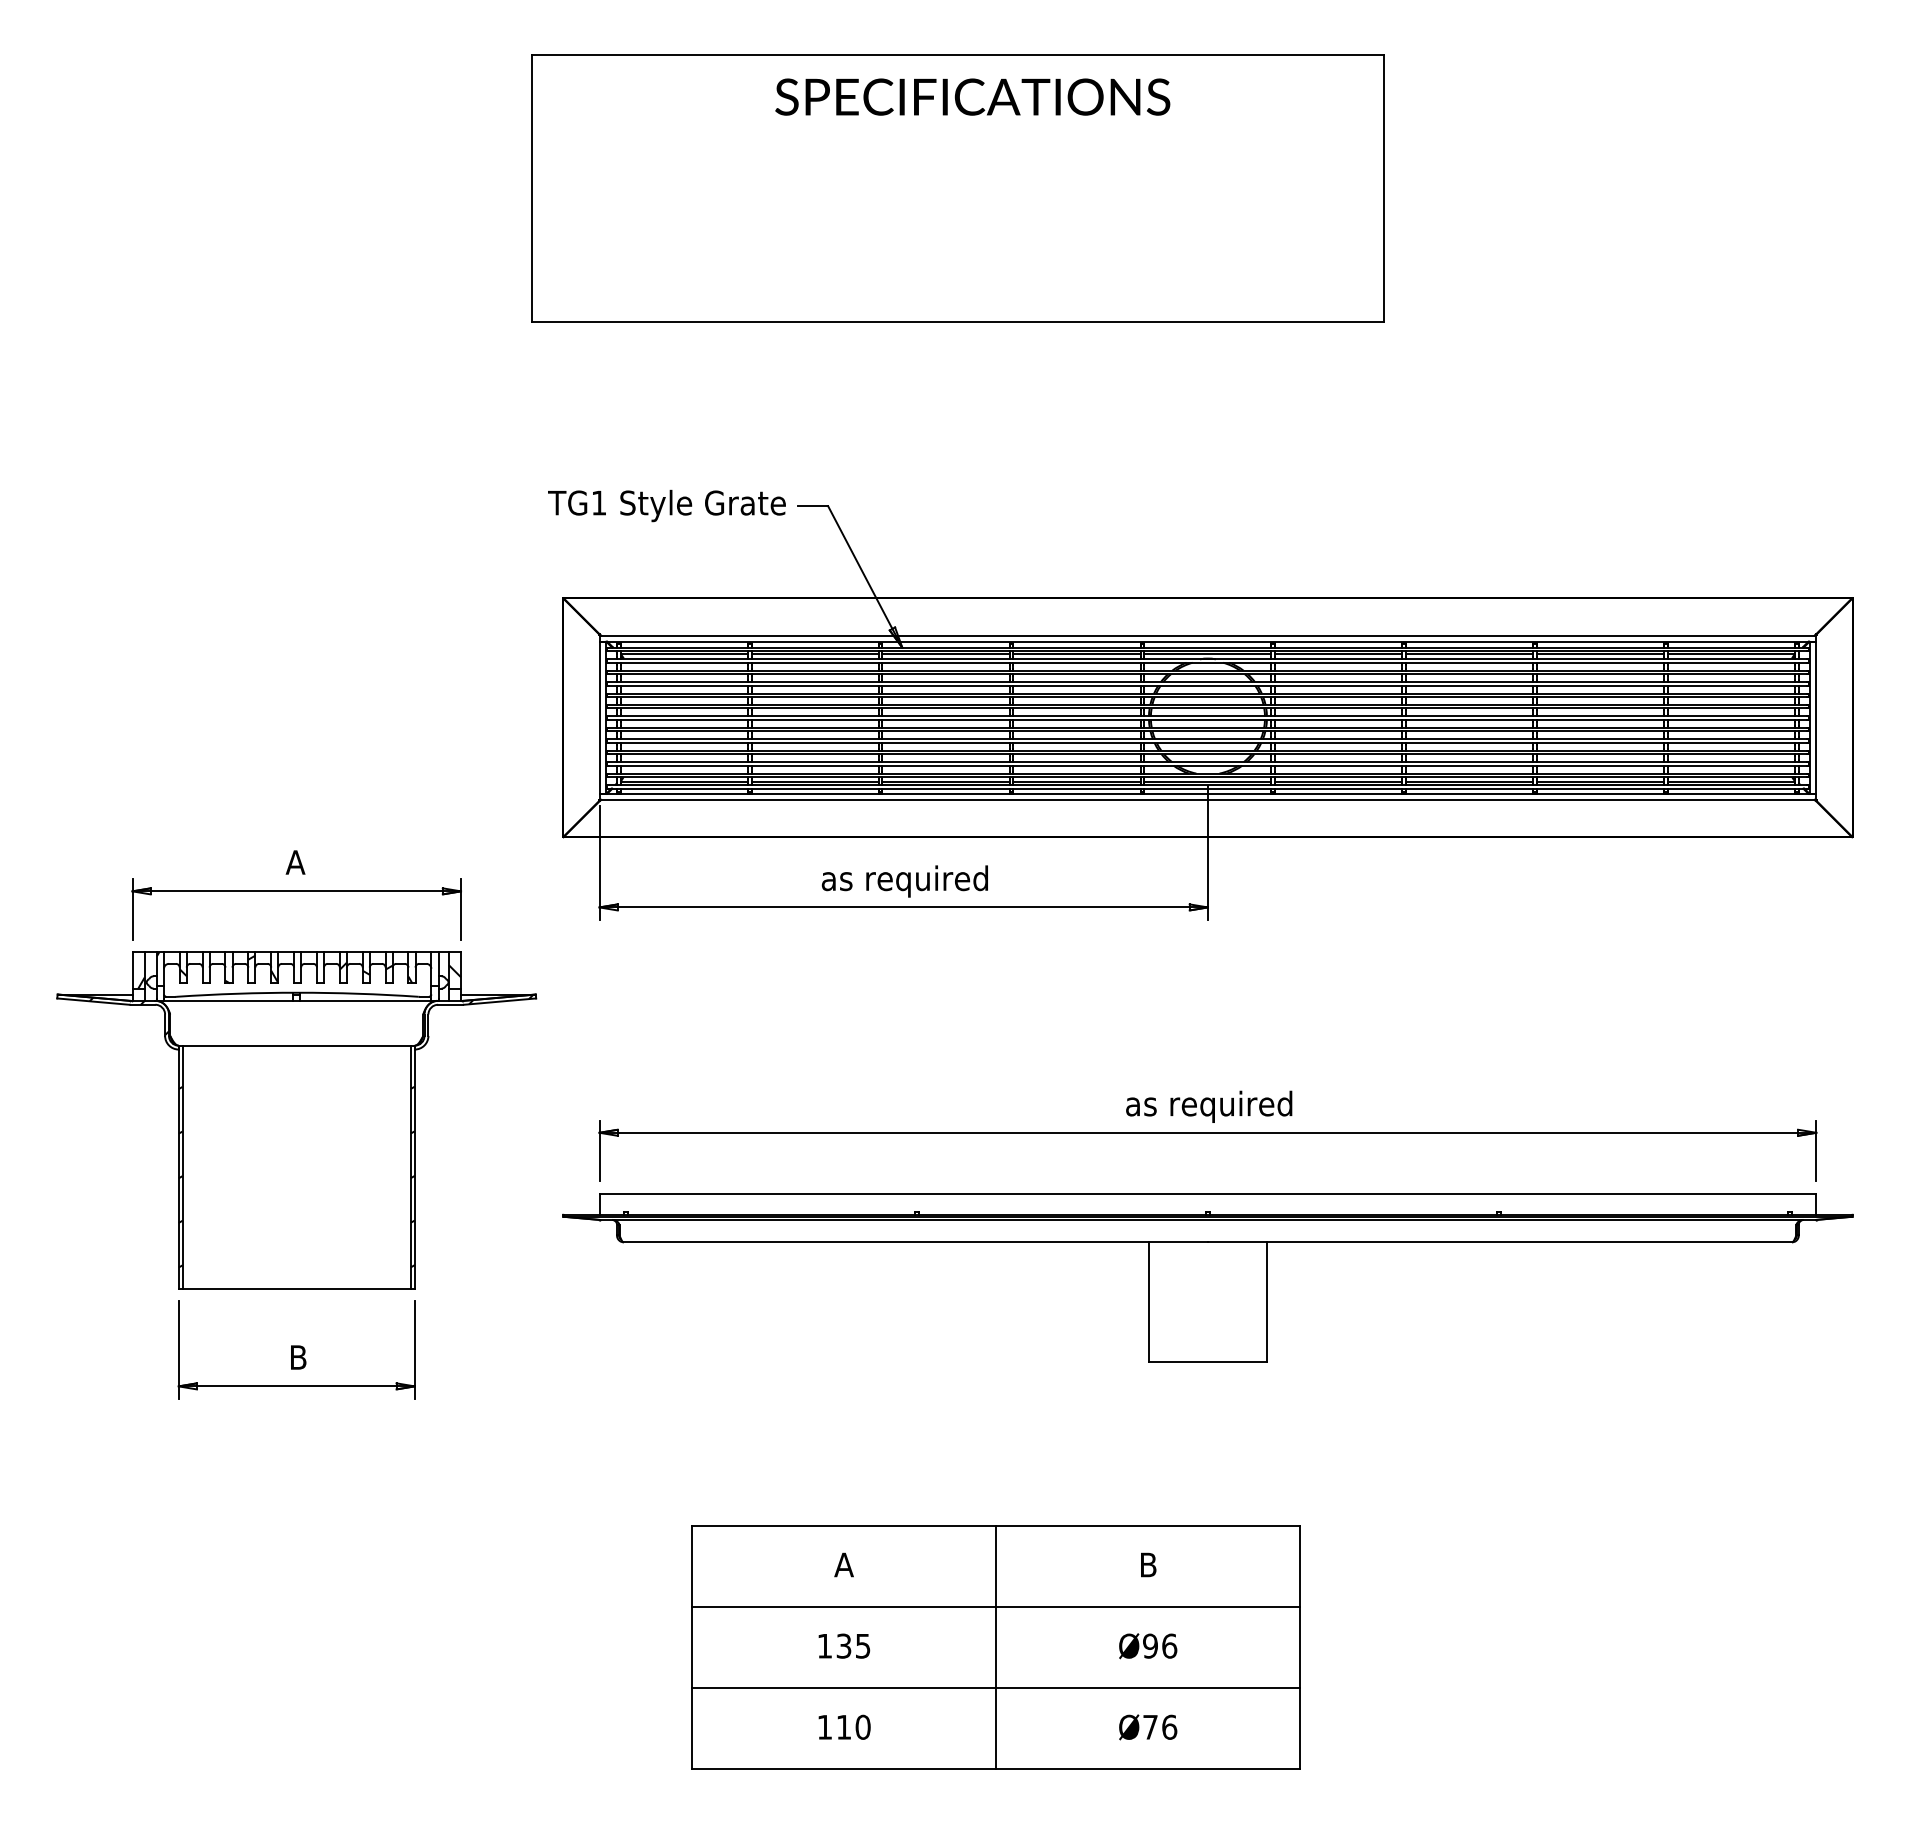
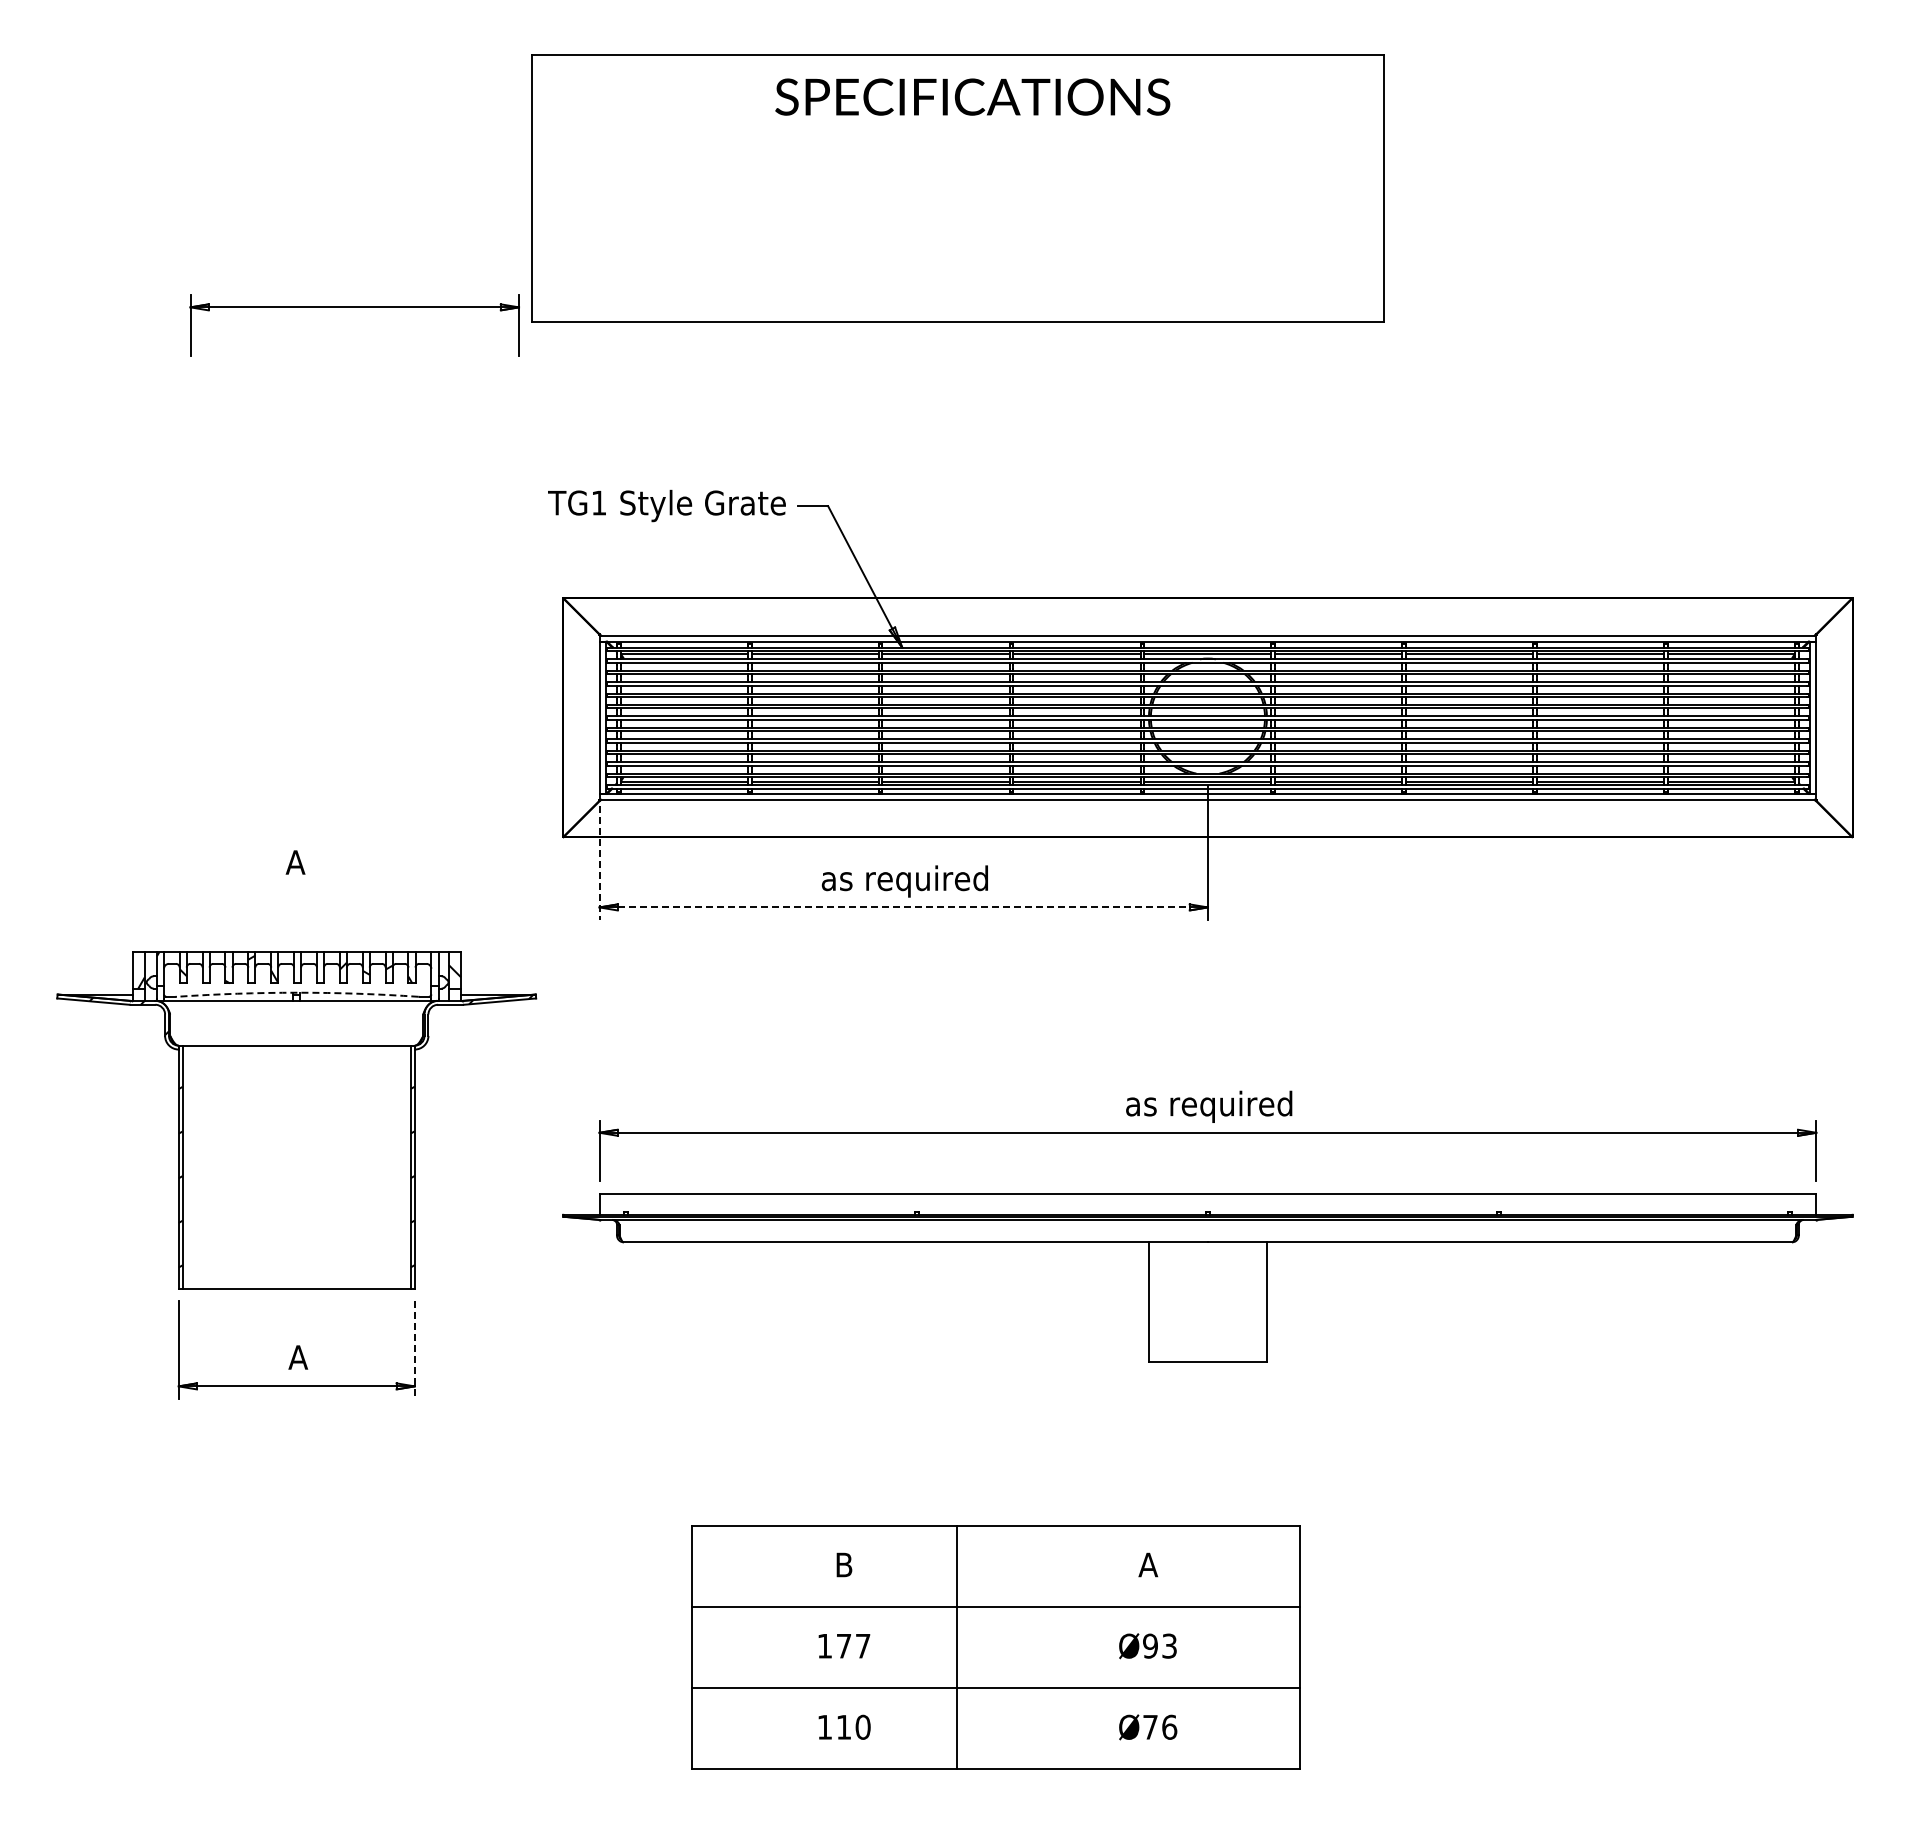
line: solid -> dashed (599, 862)
part position: (296, 891) -> (354, 307) (354, 307)
line: solid -> dashed (903, 907)
arc: solid -> dashed (297, 992)
line: solid -> dashed (414, 1349)
text: B -> A (298, 1357)
text: A -> B (843, 1564)
text: B -> A (1148, 1564)
text: 135 -> 177 (853, 1645)
text: Ø96 -> Ø93 (1169, 1645)
line position: (996, 1647) -> (957, 1647) (957, 1647)
